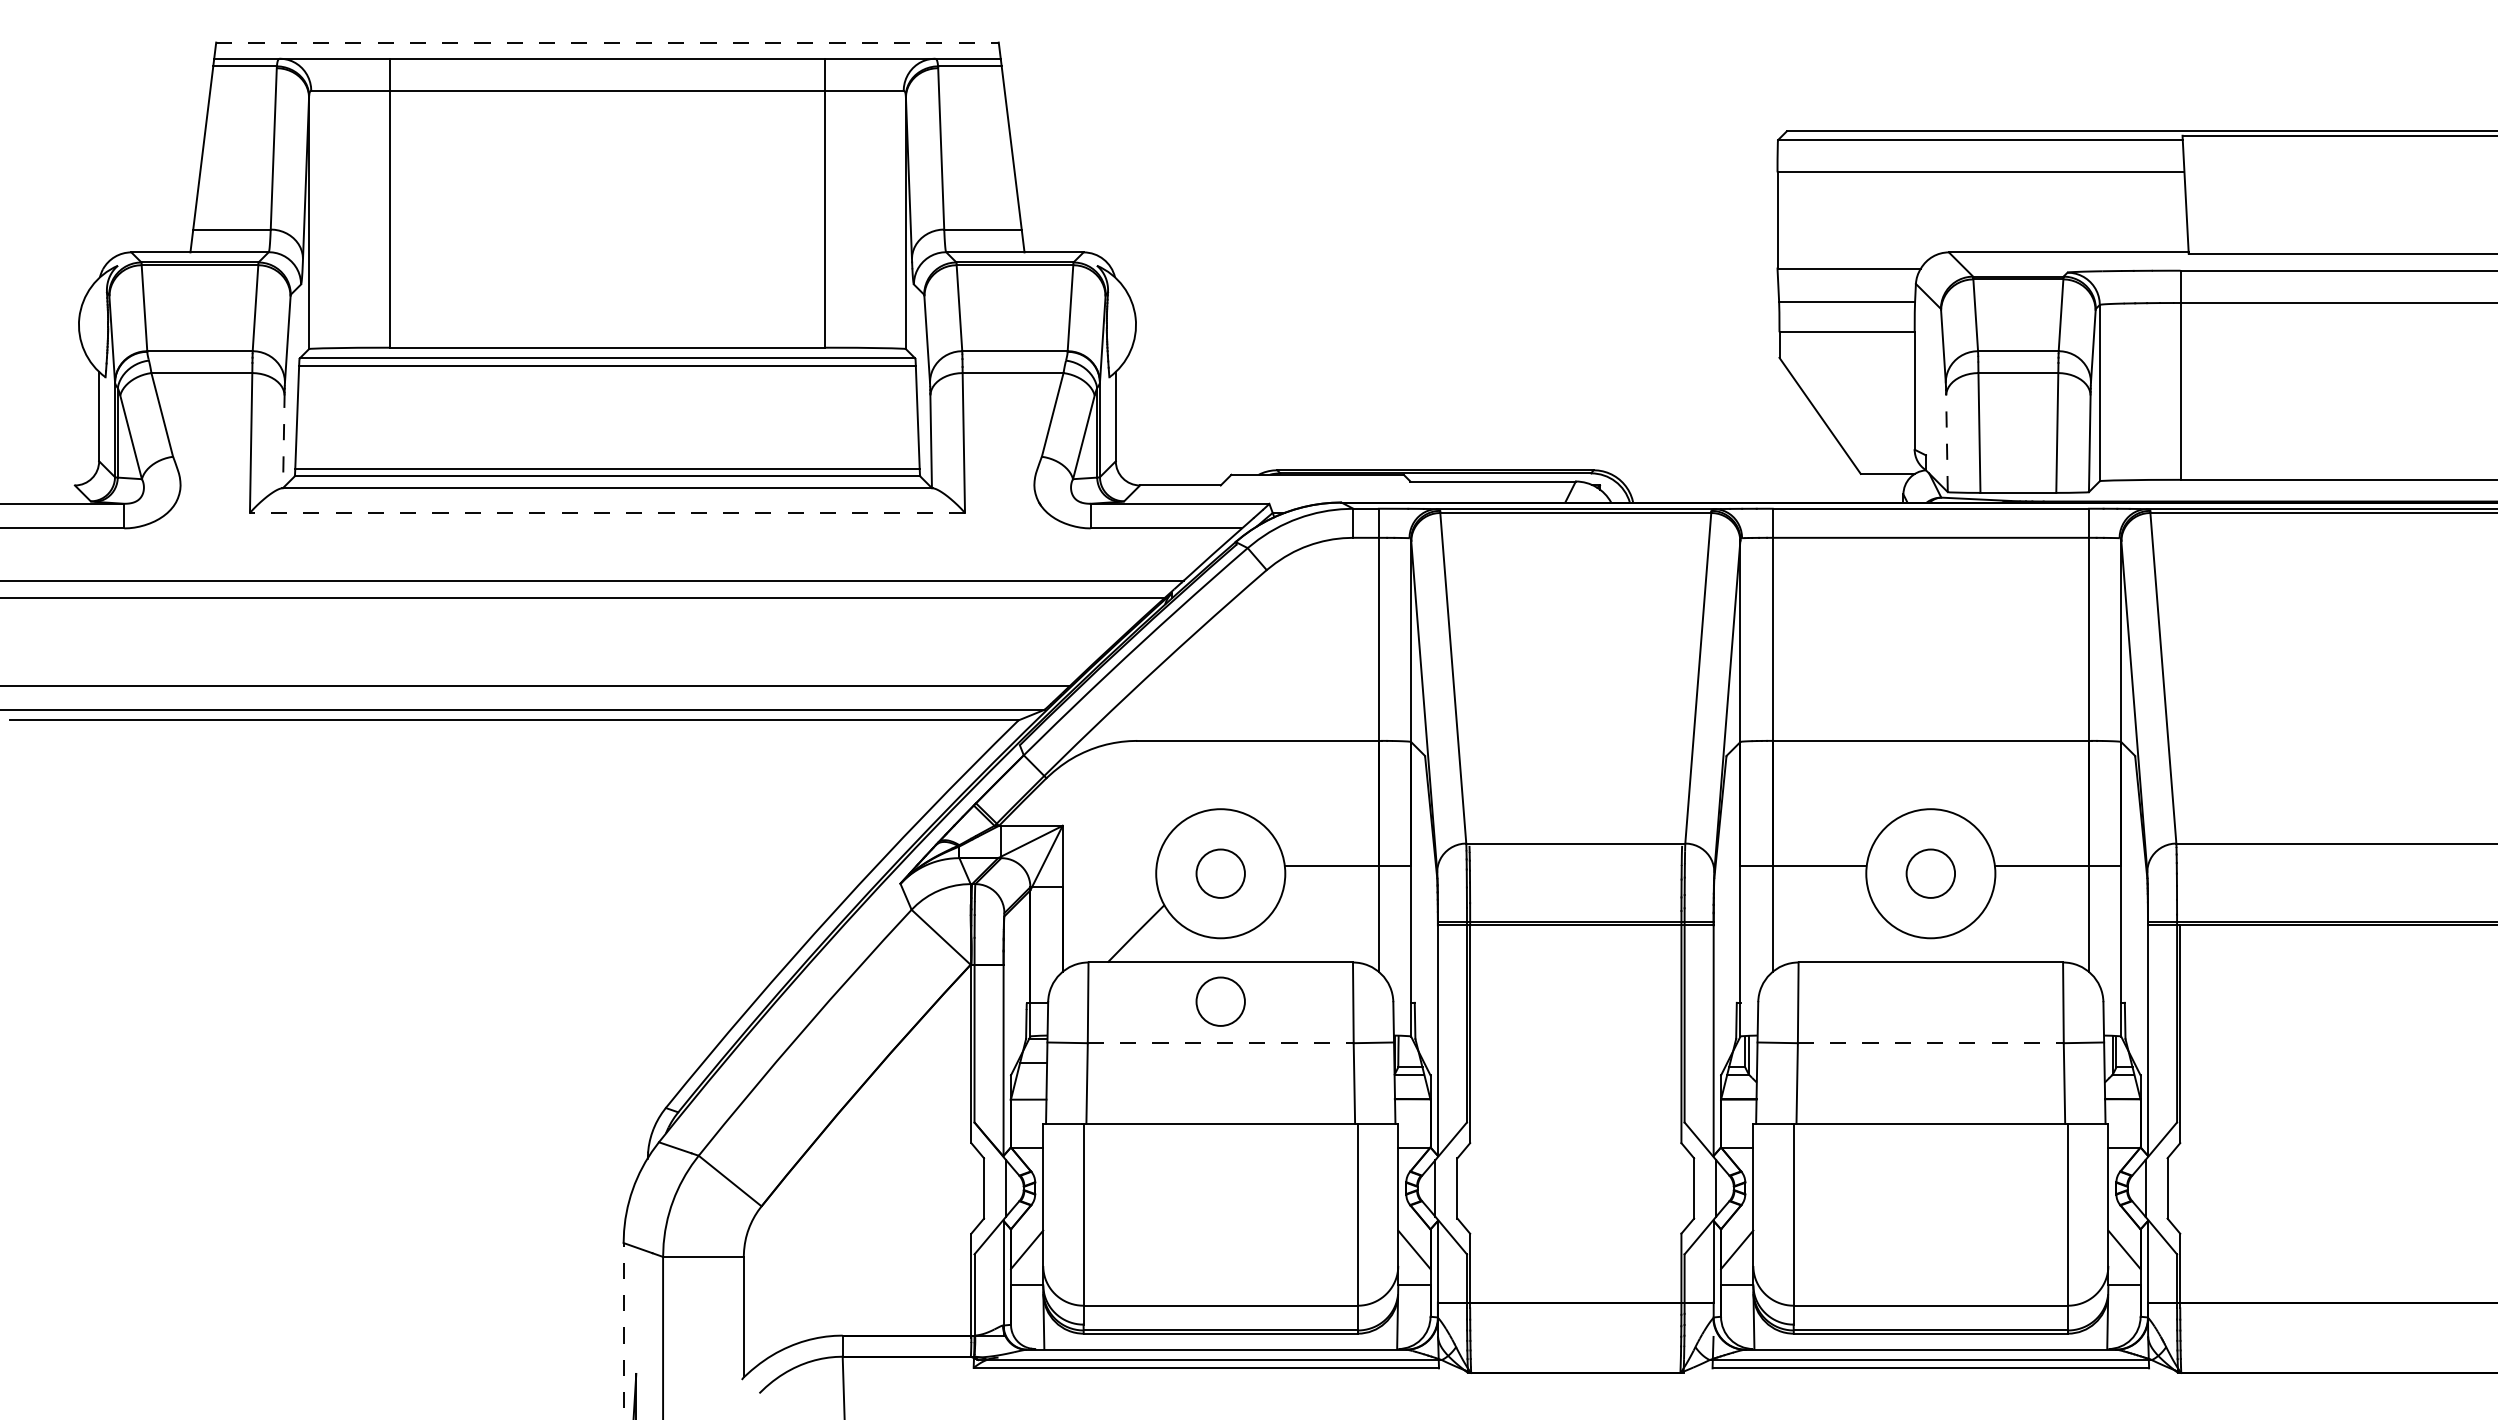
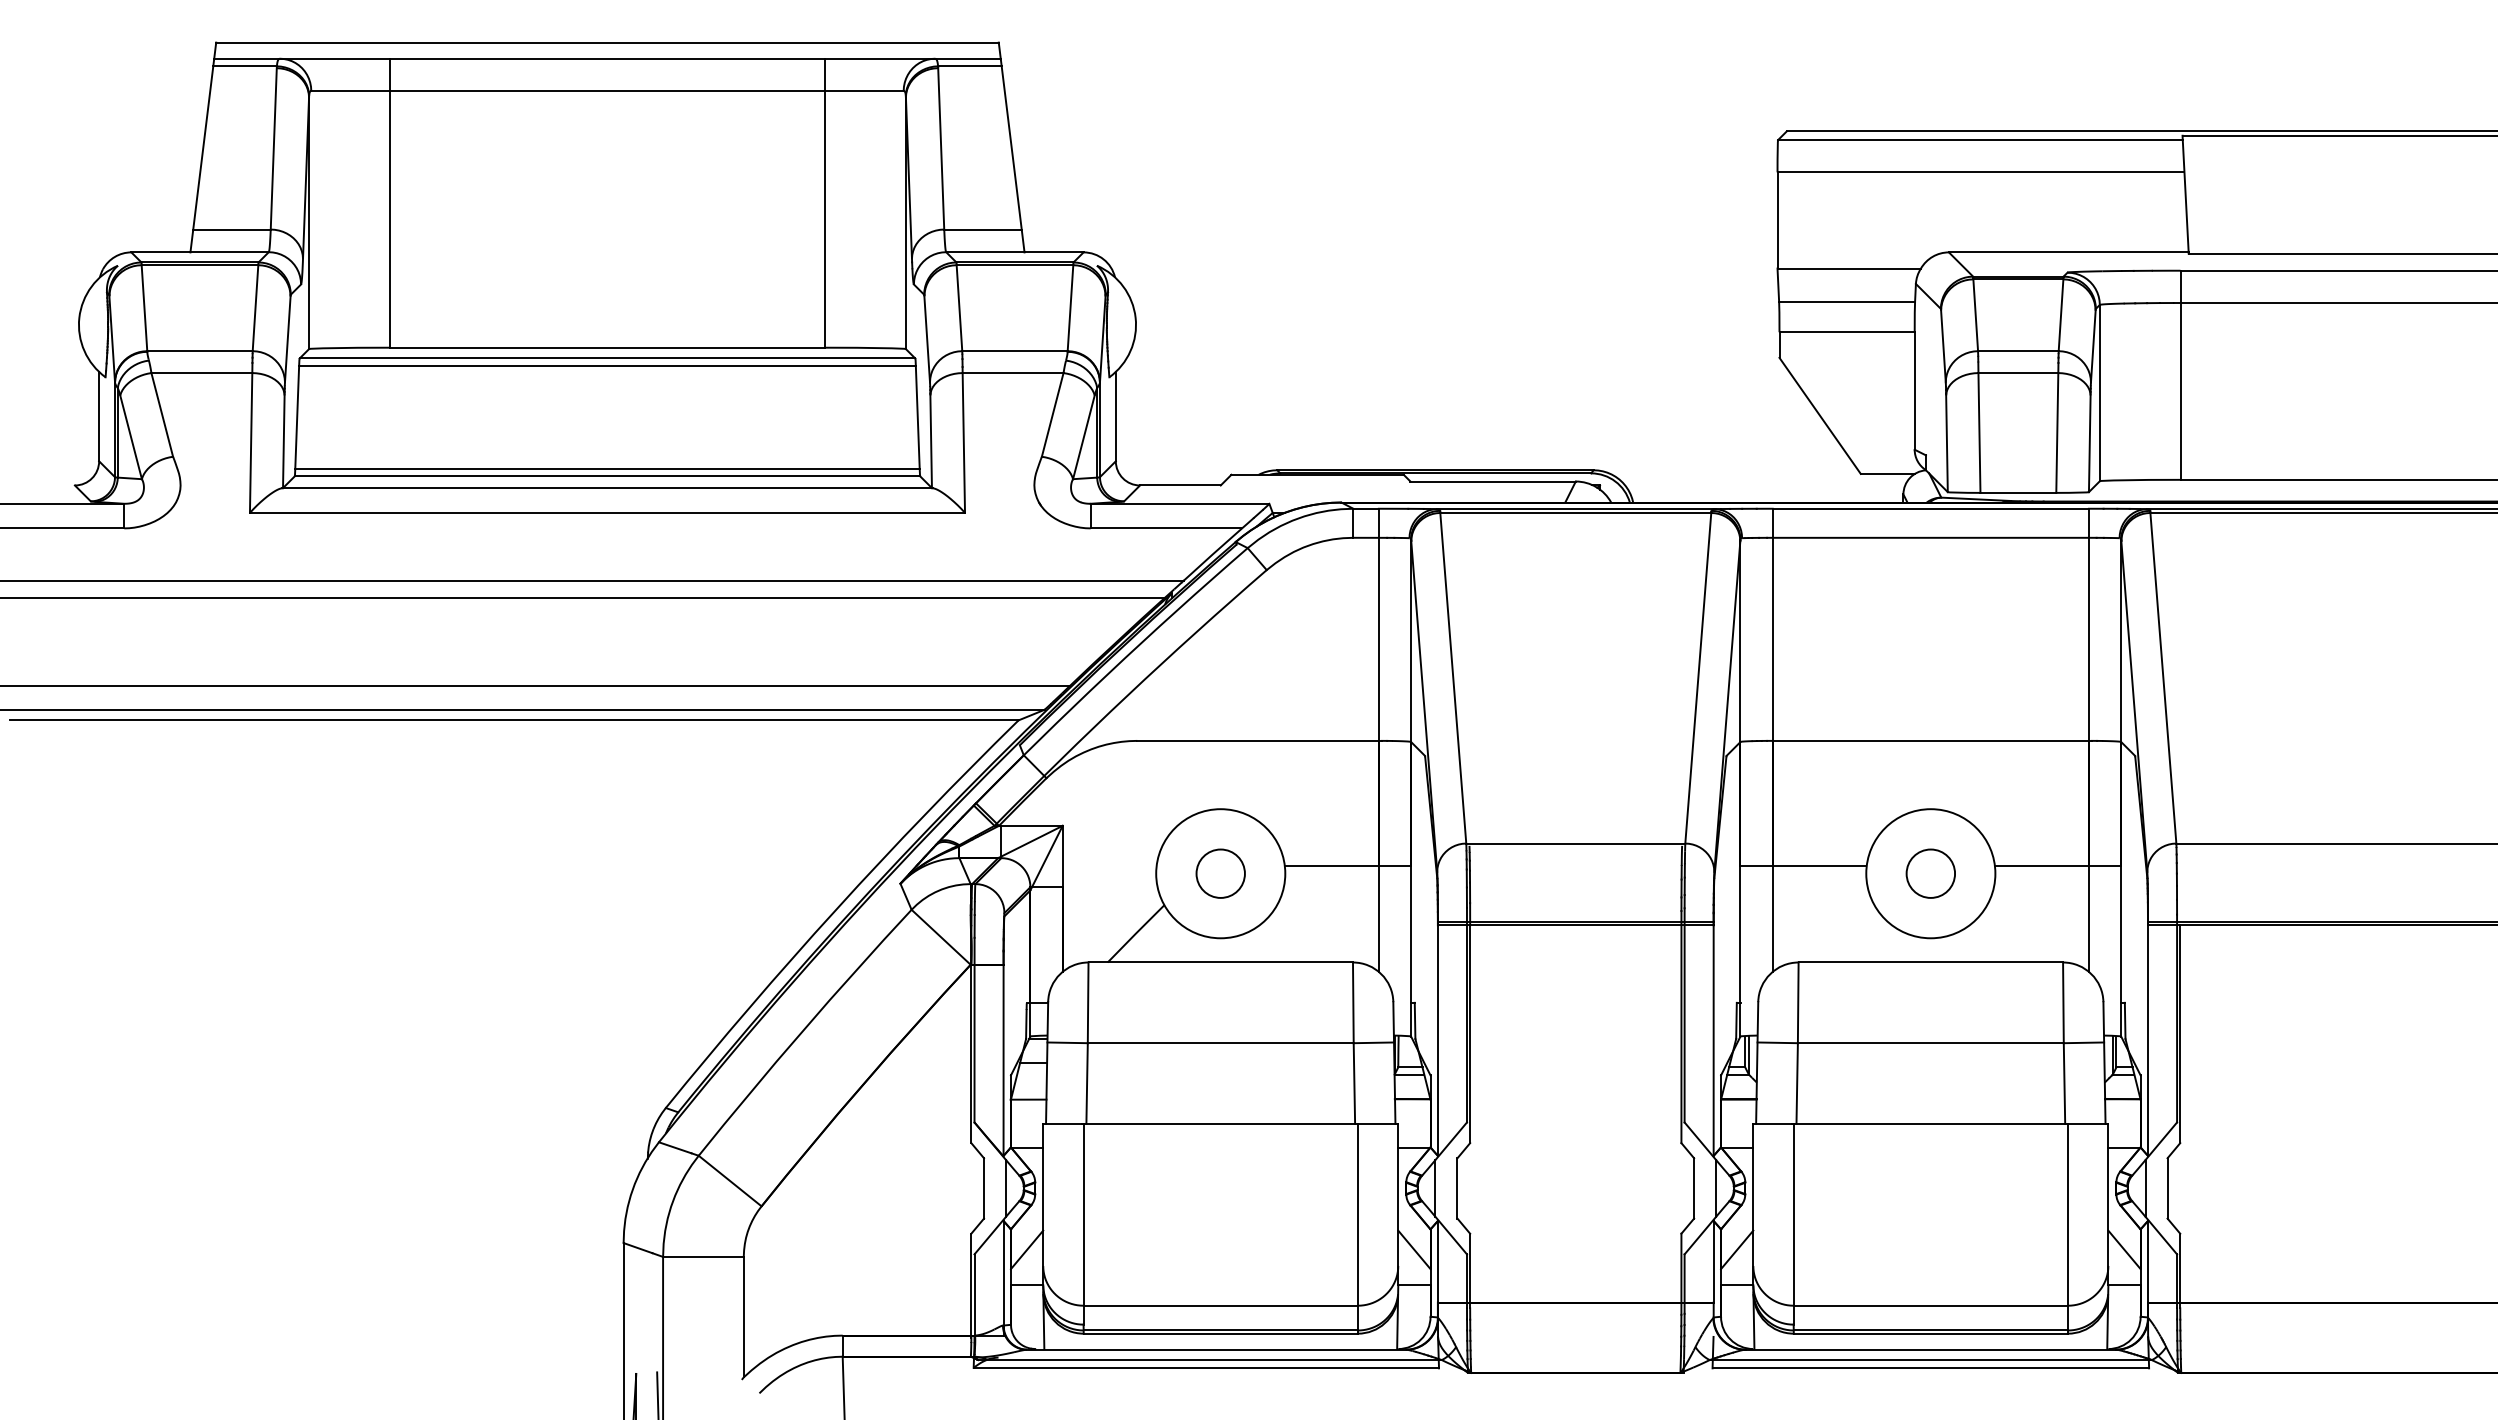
line: dashed -> solid (608, 42)
line: dashed -> solid (283, 440)
line: dashed -> solid (1946, 442)
line: dashed -> solid (607, 512)
circle: present -> none (1220, 1001)
line: dashed -> solid (1220, 1043)
line: dashed -> solid (1930, 1043)
line: dashed -> solid (623, 1331)
line: none -> present (657, 1394)
